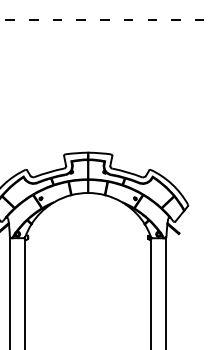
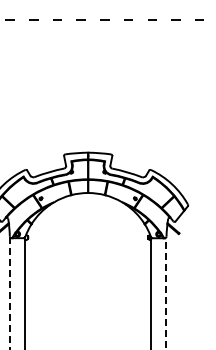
line: solid -> dashed (166, 293)
line: solid -> dashed (9, 294)
